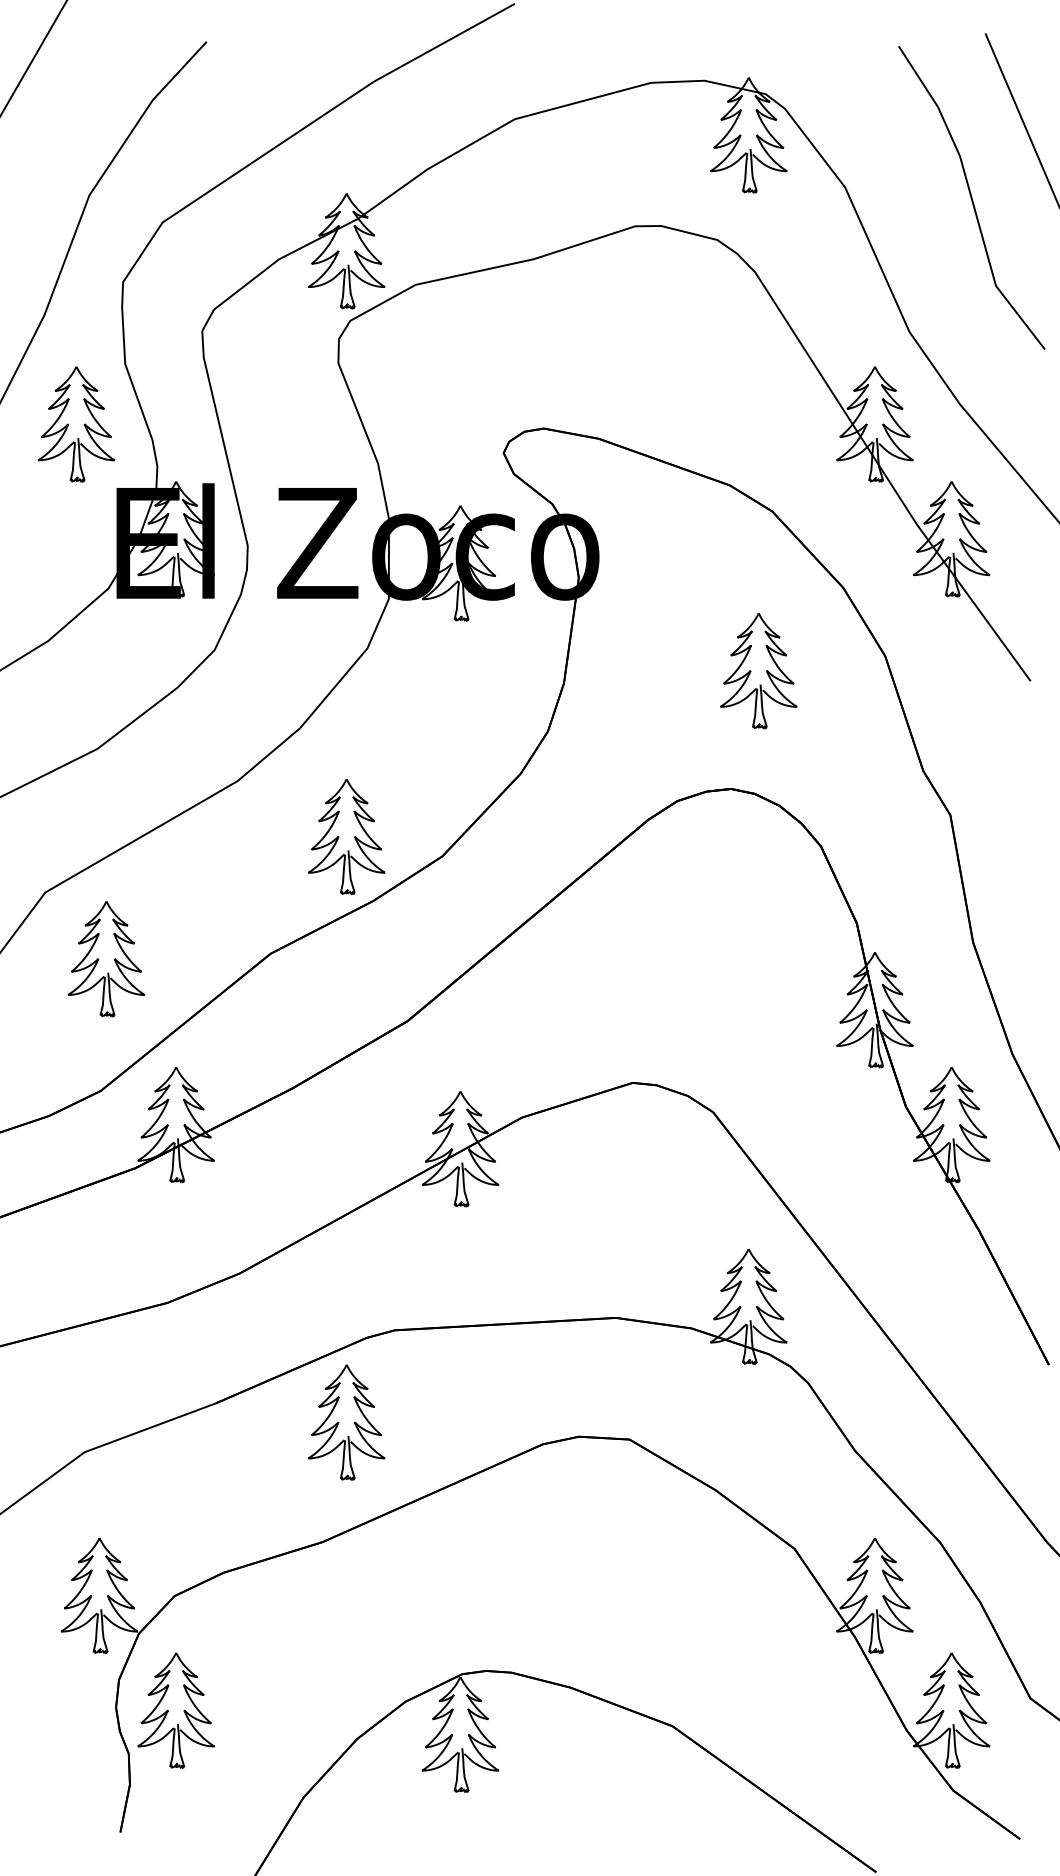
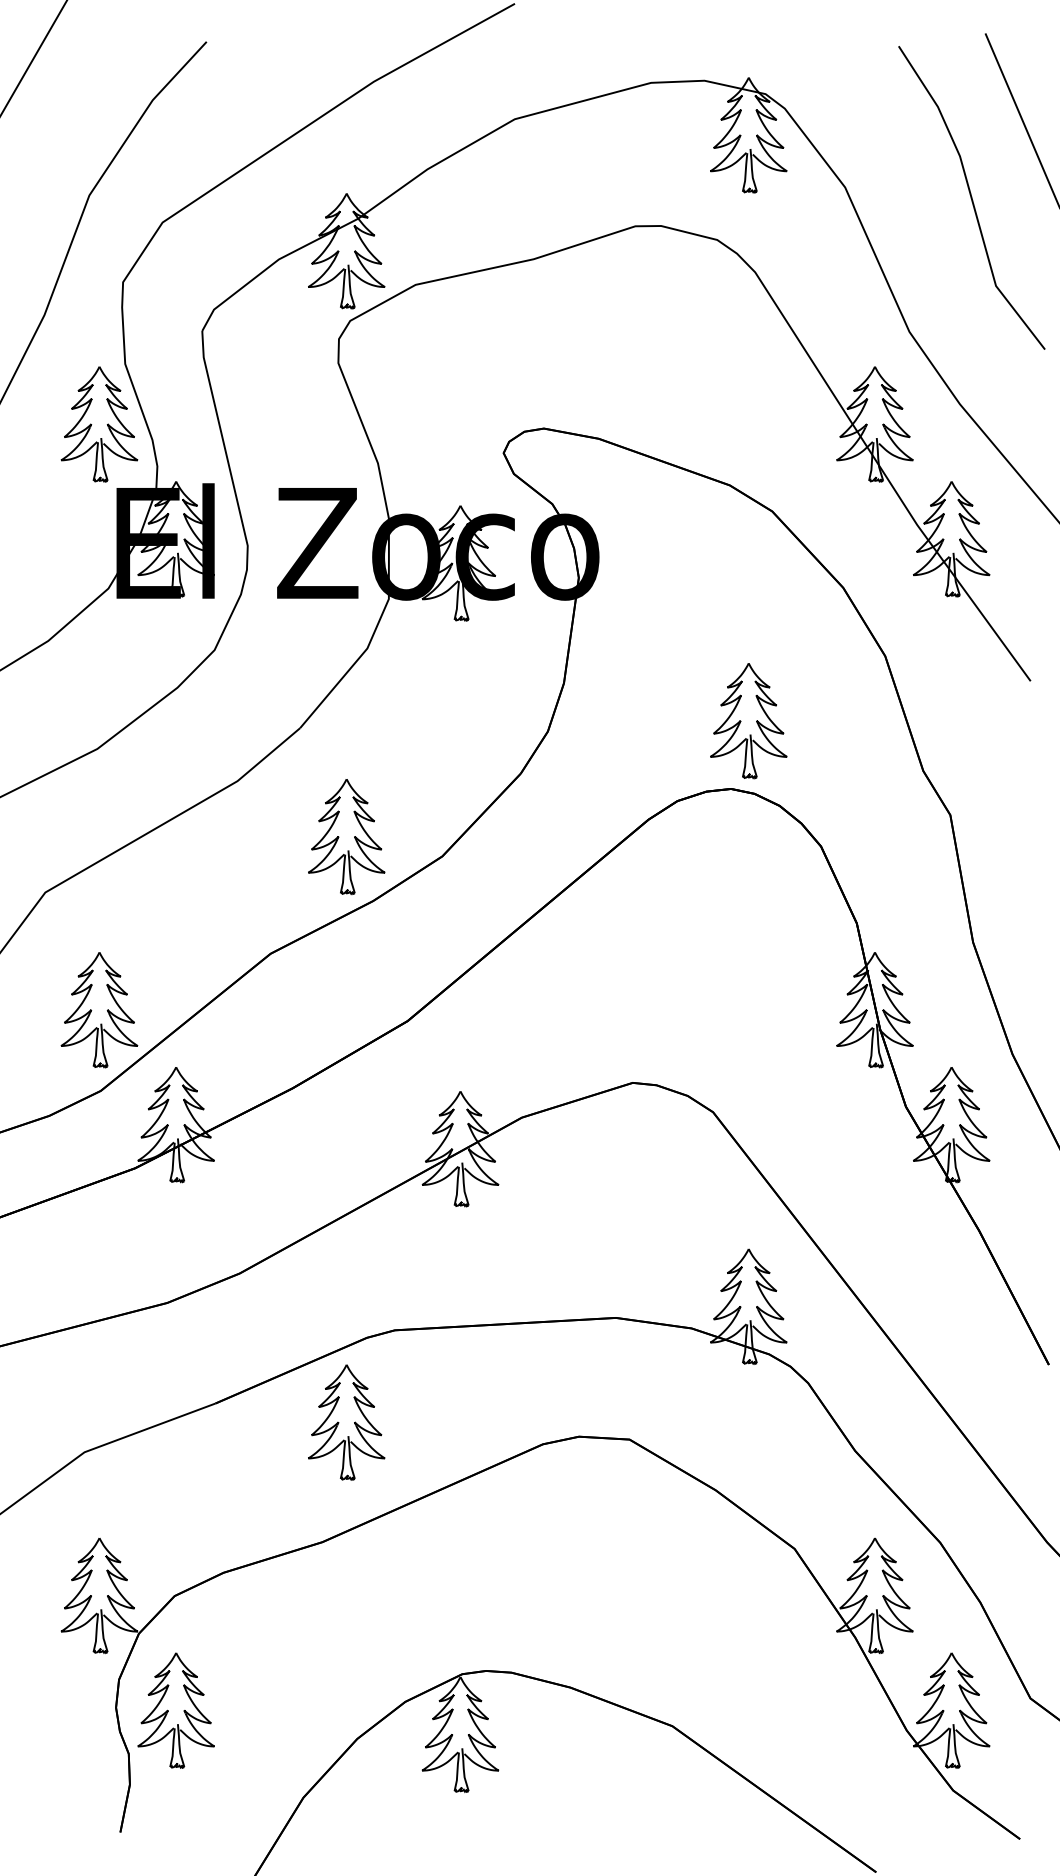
part position: (76, 424) -> (99, 424) (99, 424)
part position: (758, 671) -> (748, 721) (748, 721)
part position: (106, 959) -> (99, 1010) (99, 1010)
